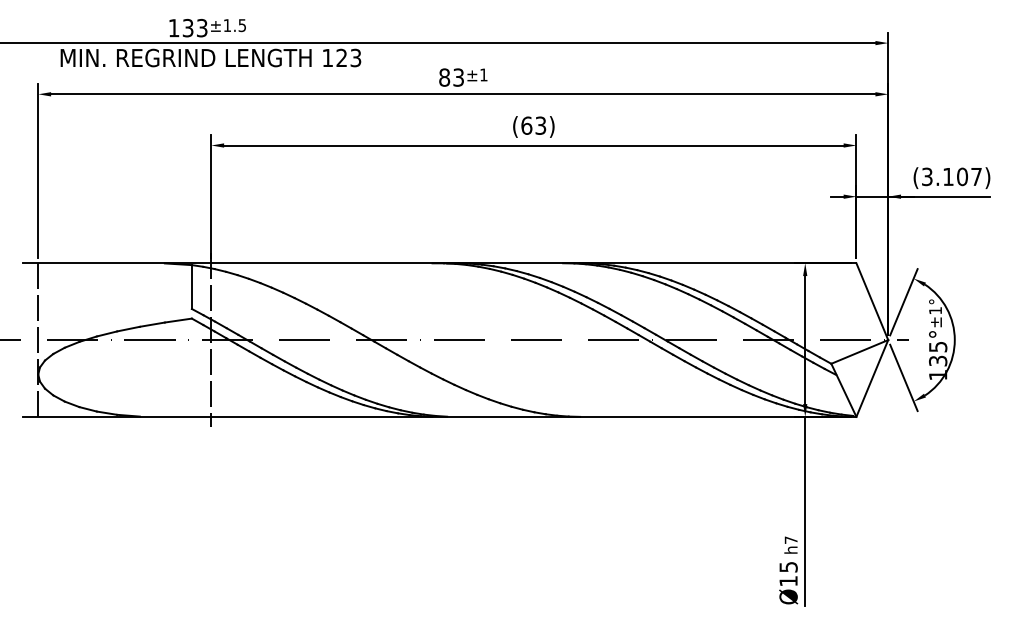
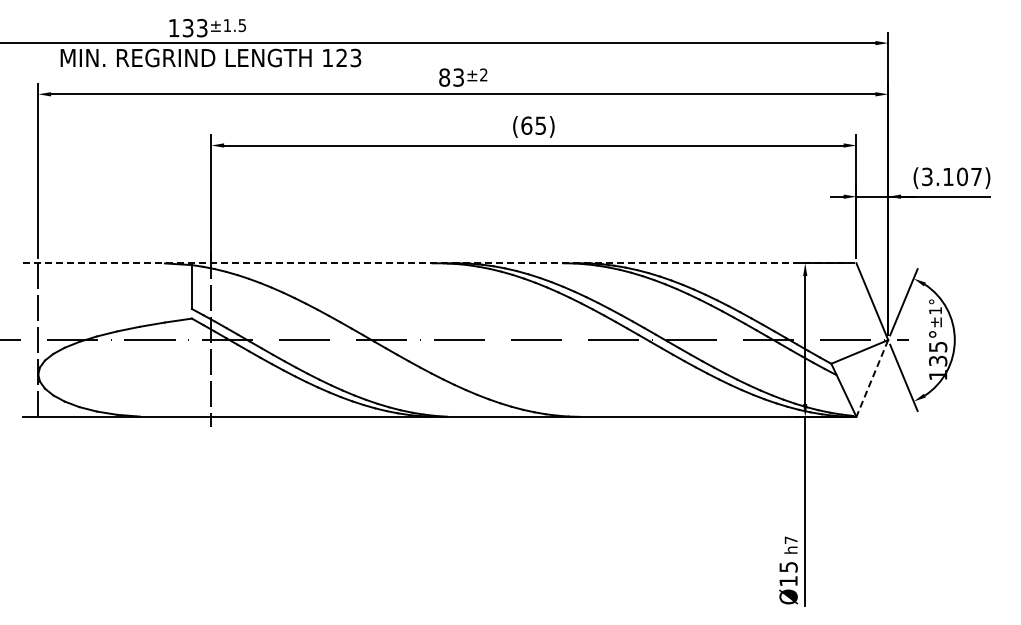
text: ±1 -> ±2 (483, 74)
text: (63) -> (65) (541, 125)
line: solid -> dashed (439, 263)
line: solid -> dashed (872, 378)
